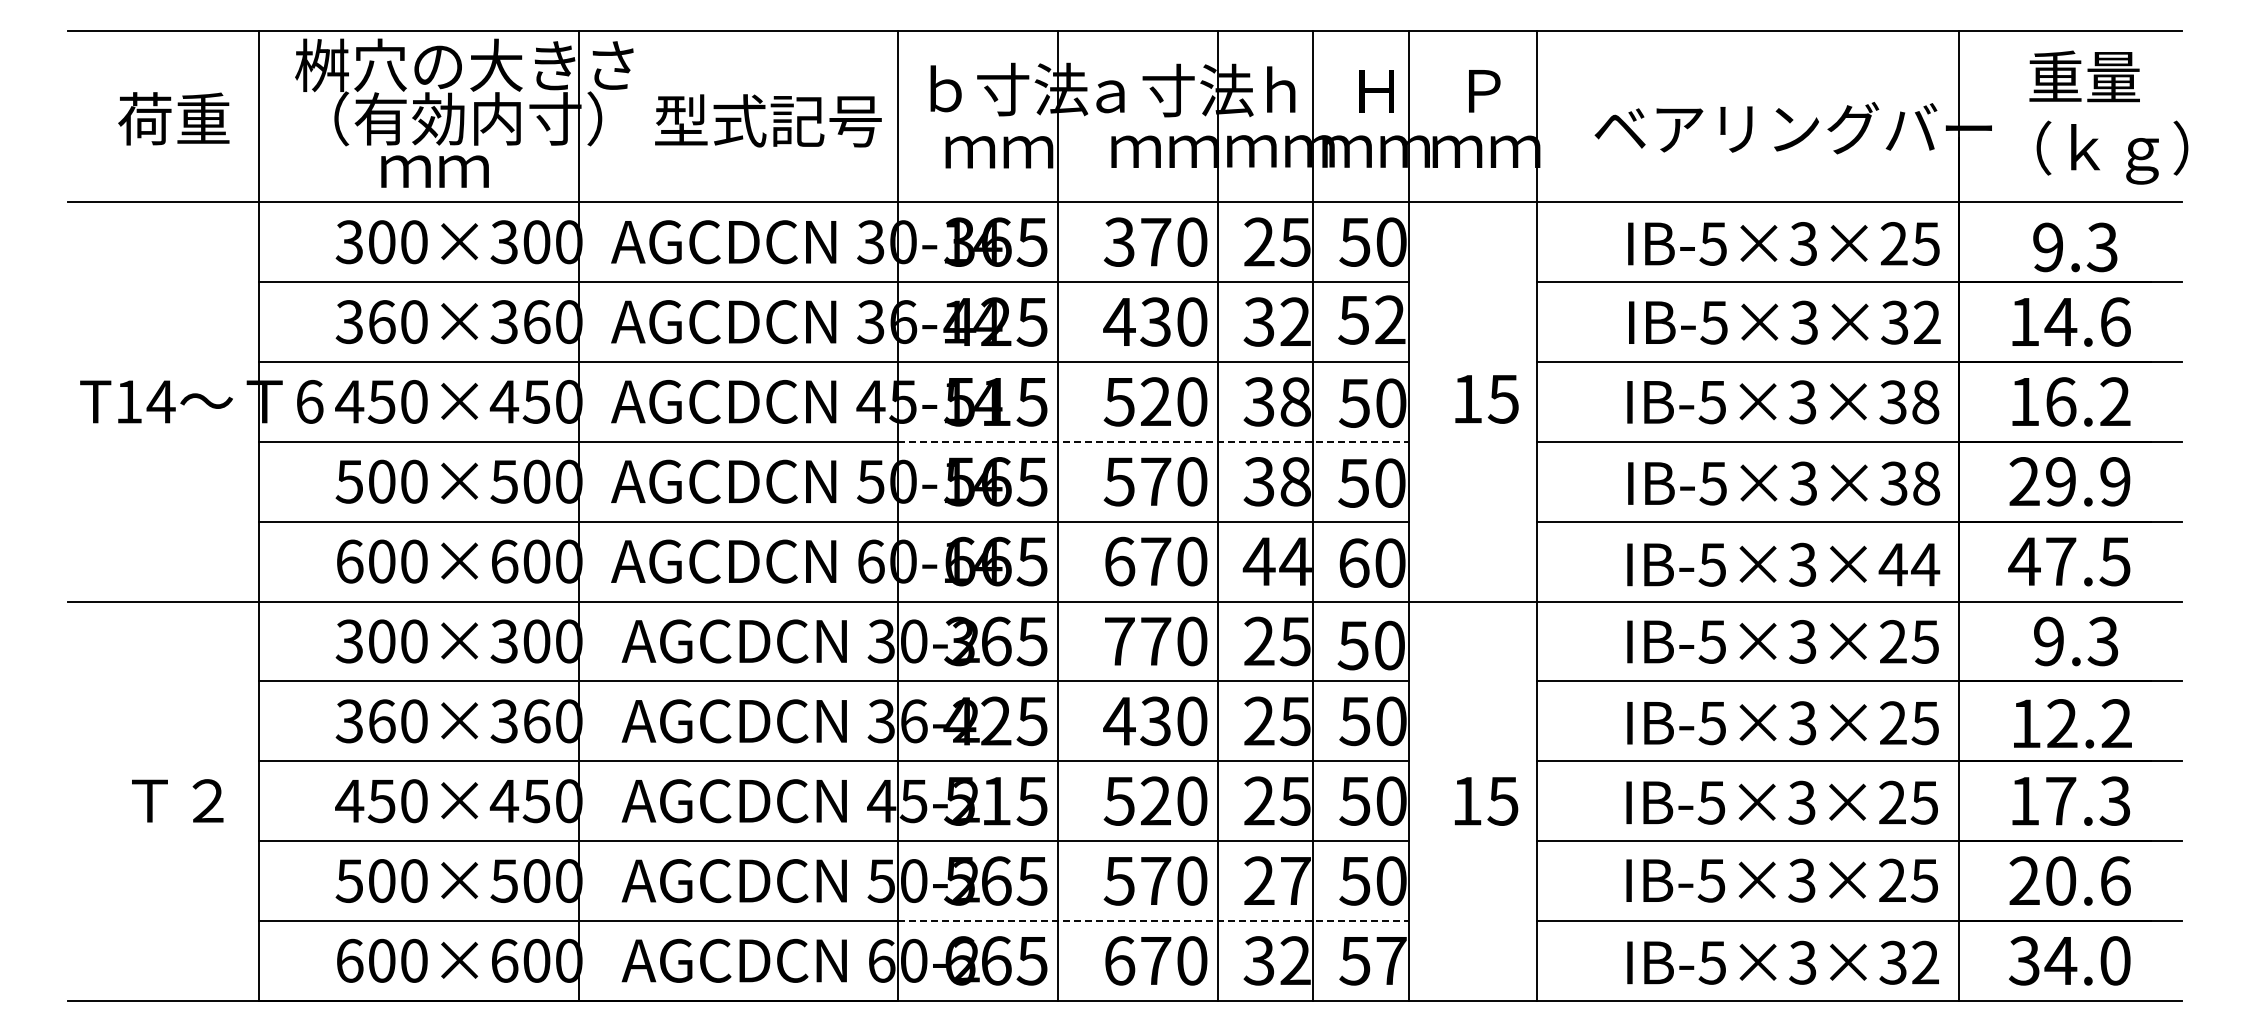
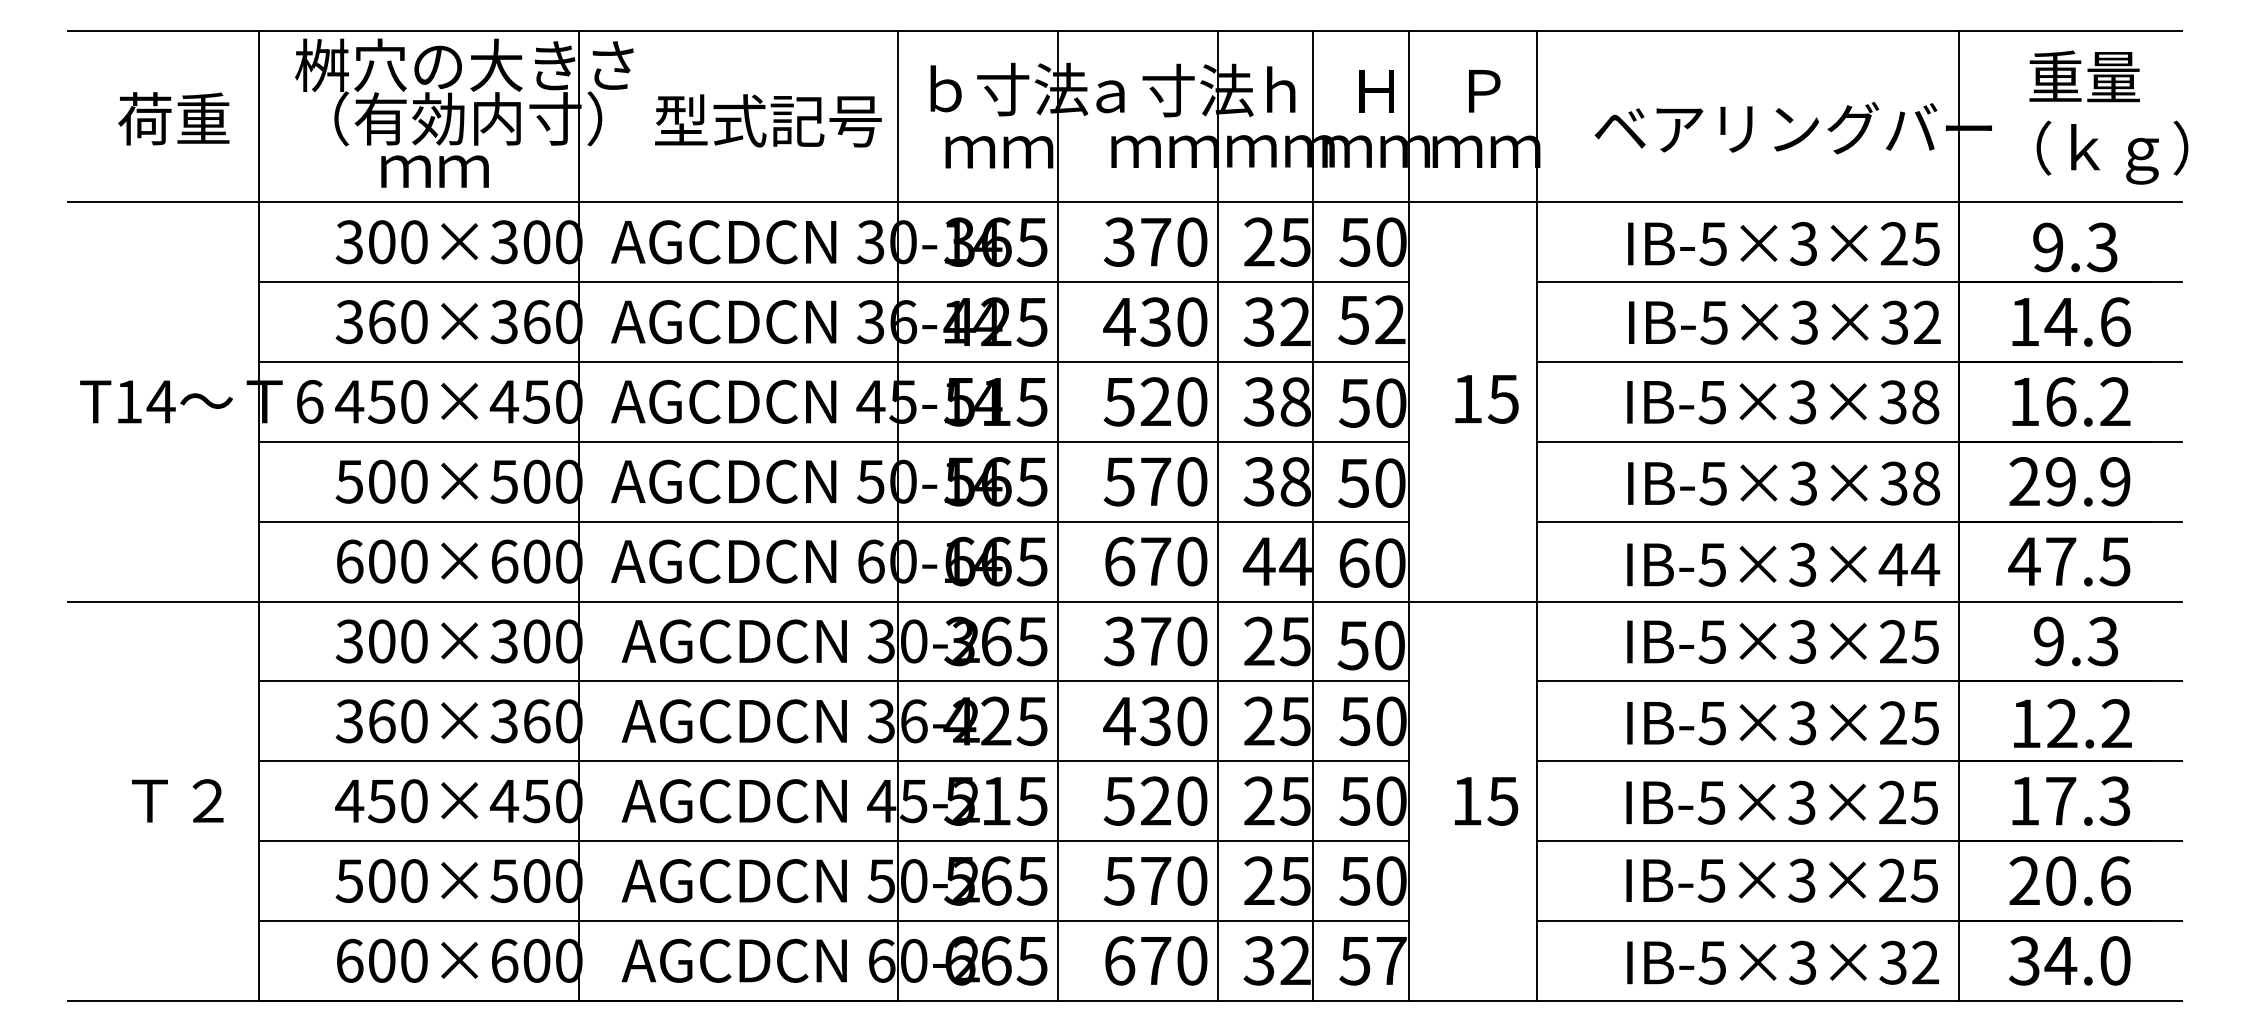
line: dashed -> solid (1153, 441)
text: 770 -> 370 (1118, 641)
text: 27 -> 25 (1294, 881)
line: dashed -> solid (1153, 920)
